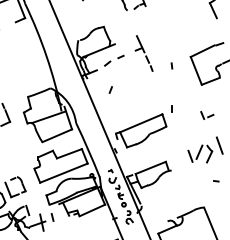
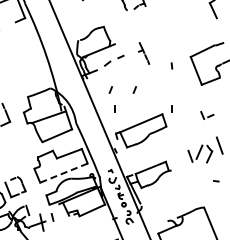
part size: 20x37 px -> 13x23 px (144, 53)
line: none -> present (134, 89)
line: none -> present (114, 108)
line: solid -> dashed (63, 173)
